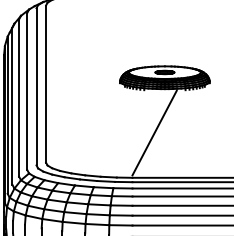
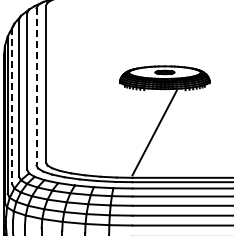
line: solid -> dashed (36, 86)
line: solid -> dashed (12, 106)
